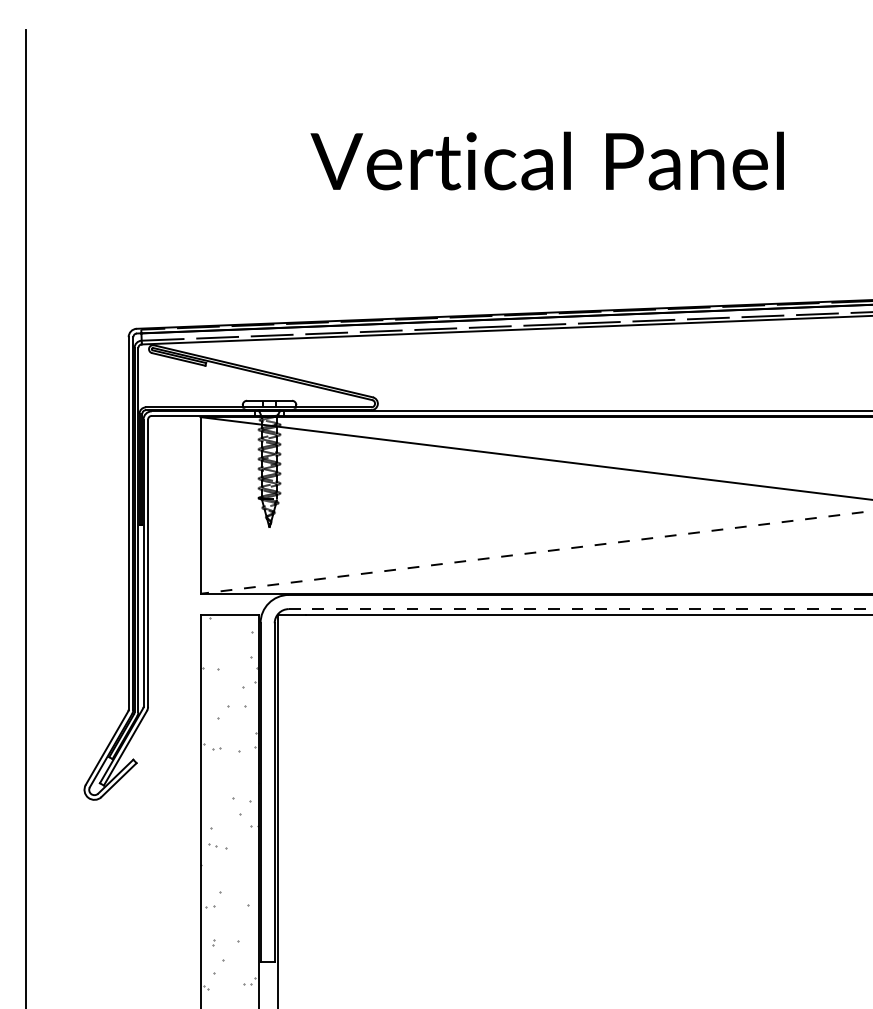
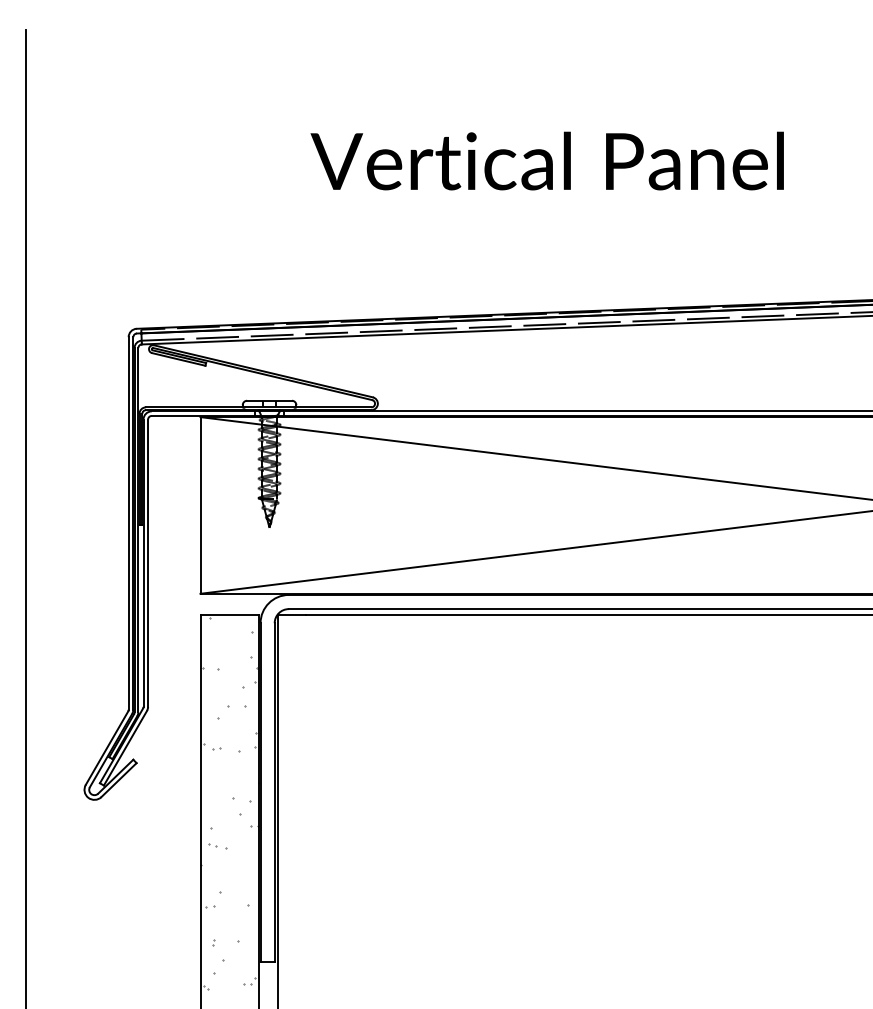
line: dashed -> solid (535, 552)
line: dashed -> solid (580, 609)
